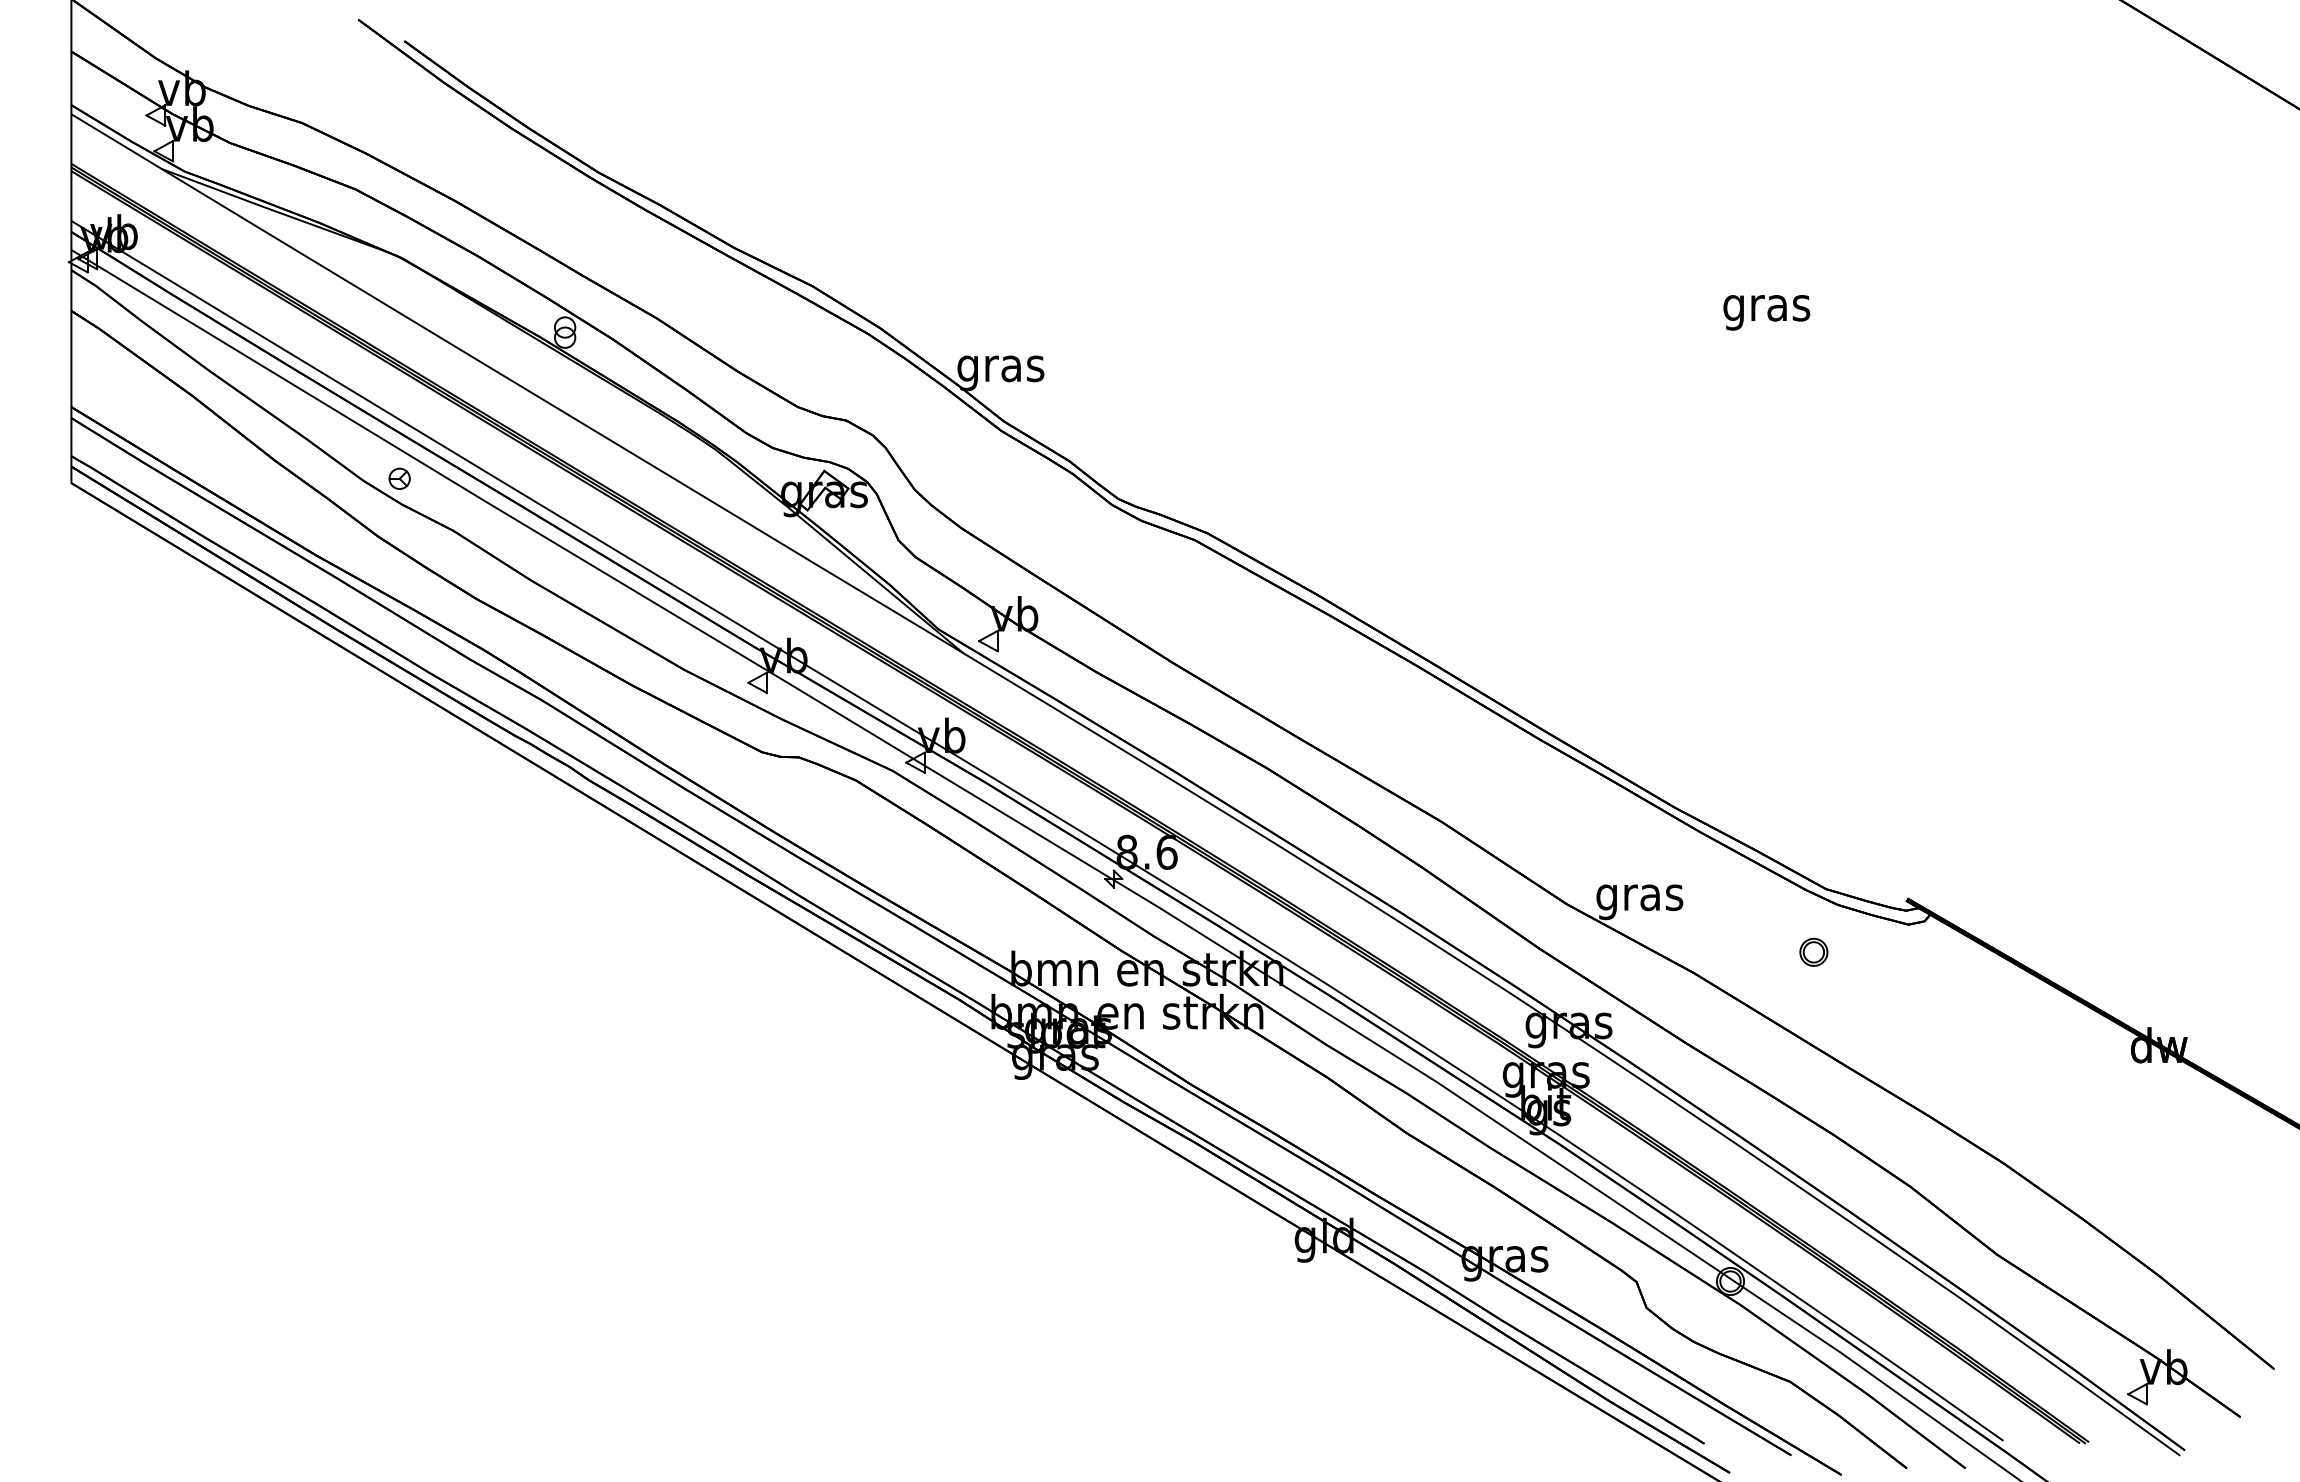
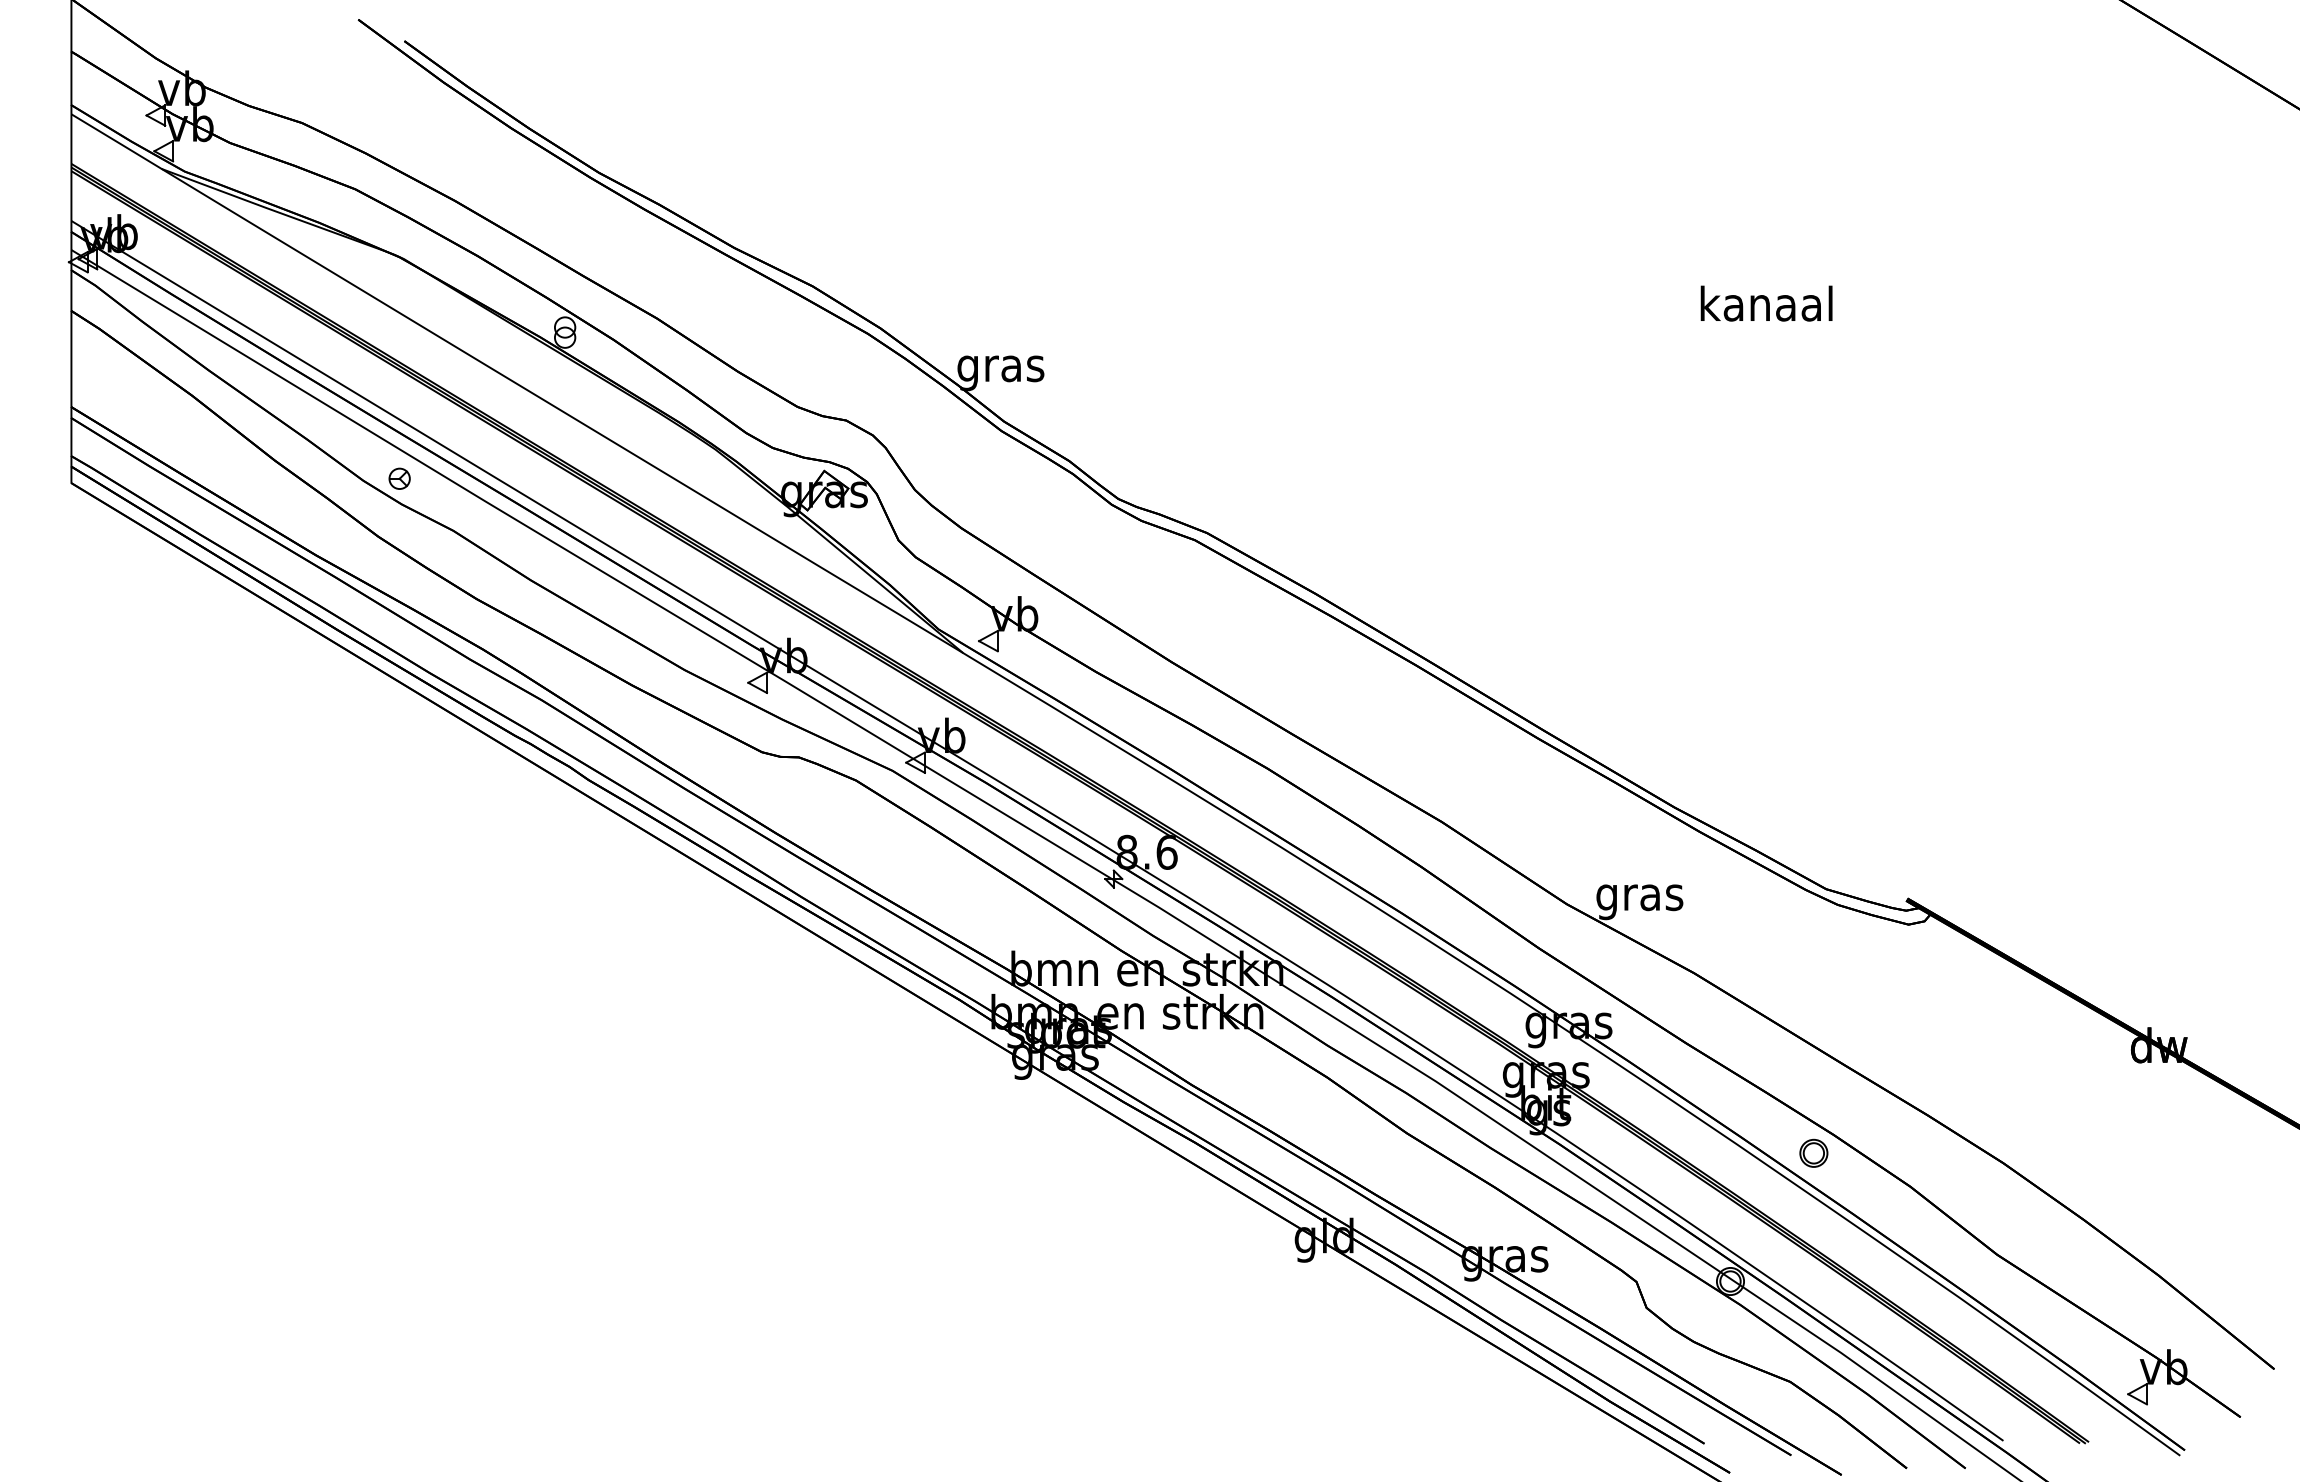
text: gras -> kanaal (1766, 307)
part position: (1813, 951) -> (1813, 1152) (1813, 1152)
